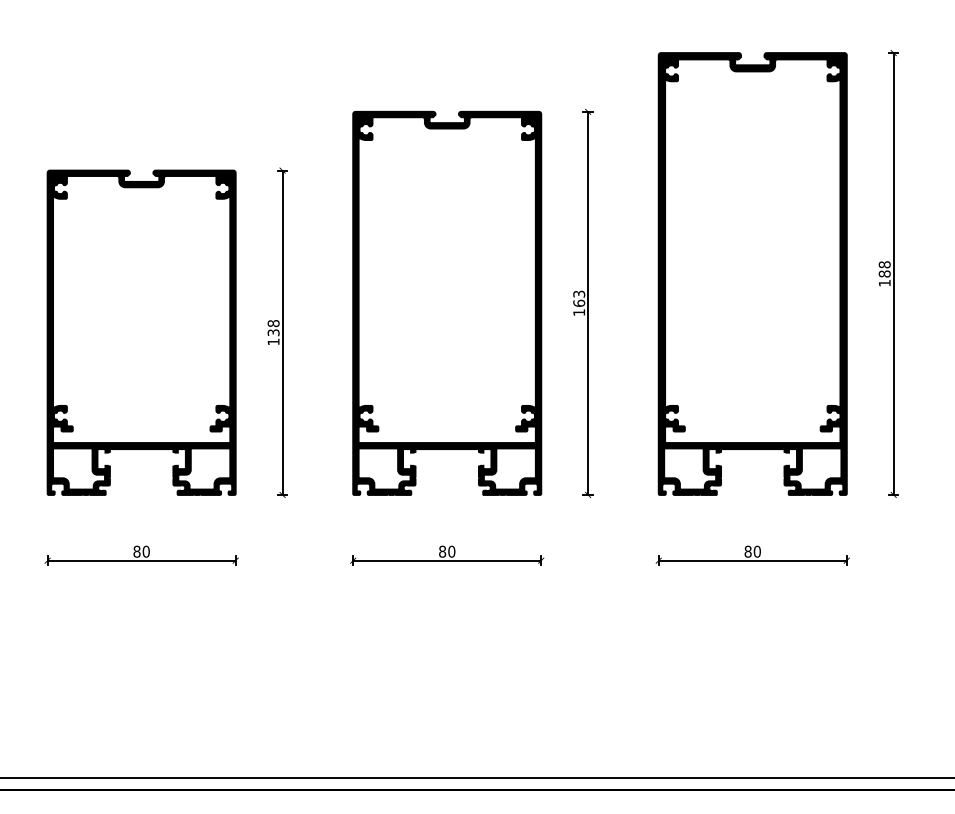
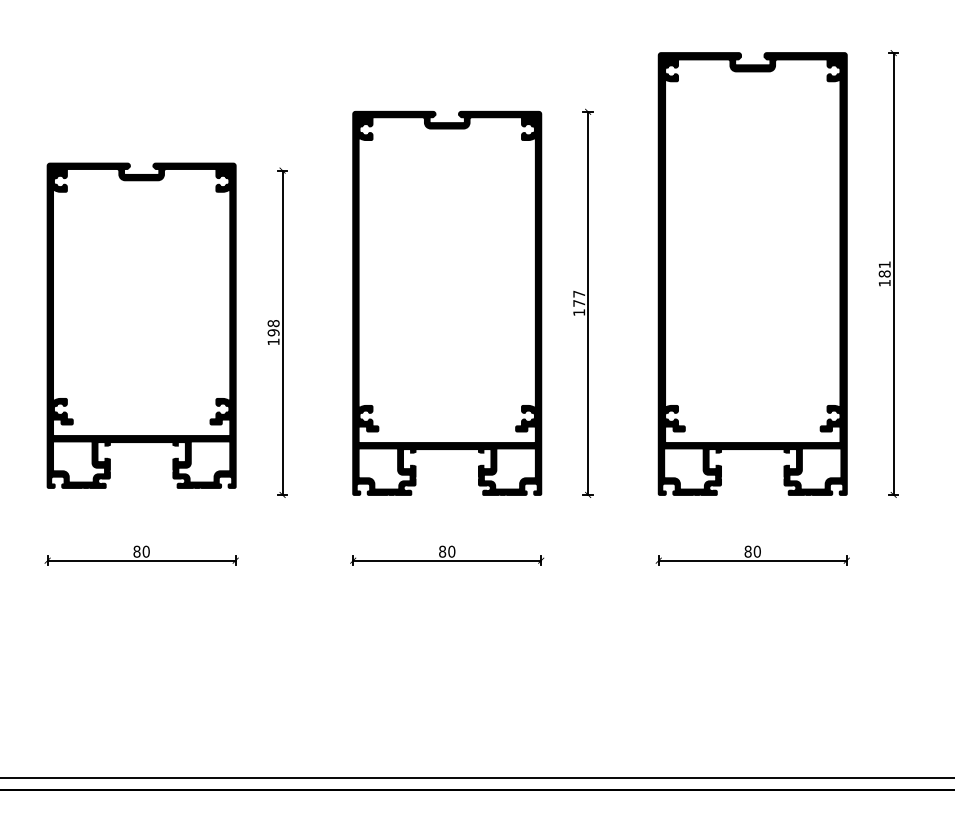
text: 188 -> 181 (884, 264)
text: 163 -> 177 (579, 298)
part position: (141, 332) -> (141, 325) (141, 325)
text: 138 -> 198 (273, 332)
